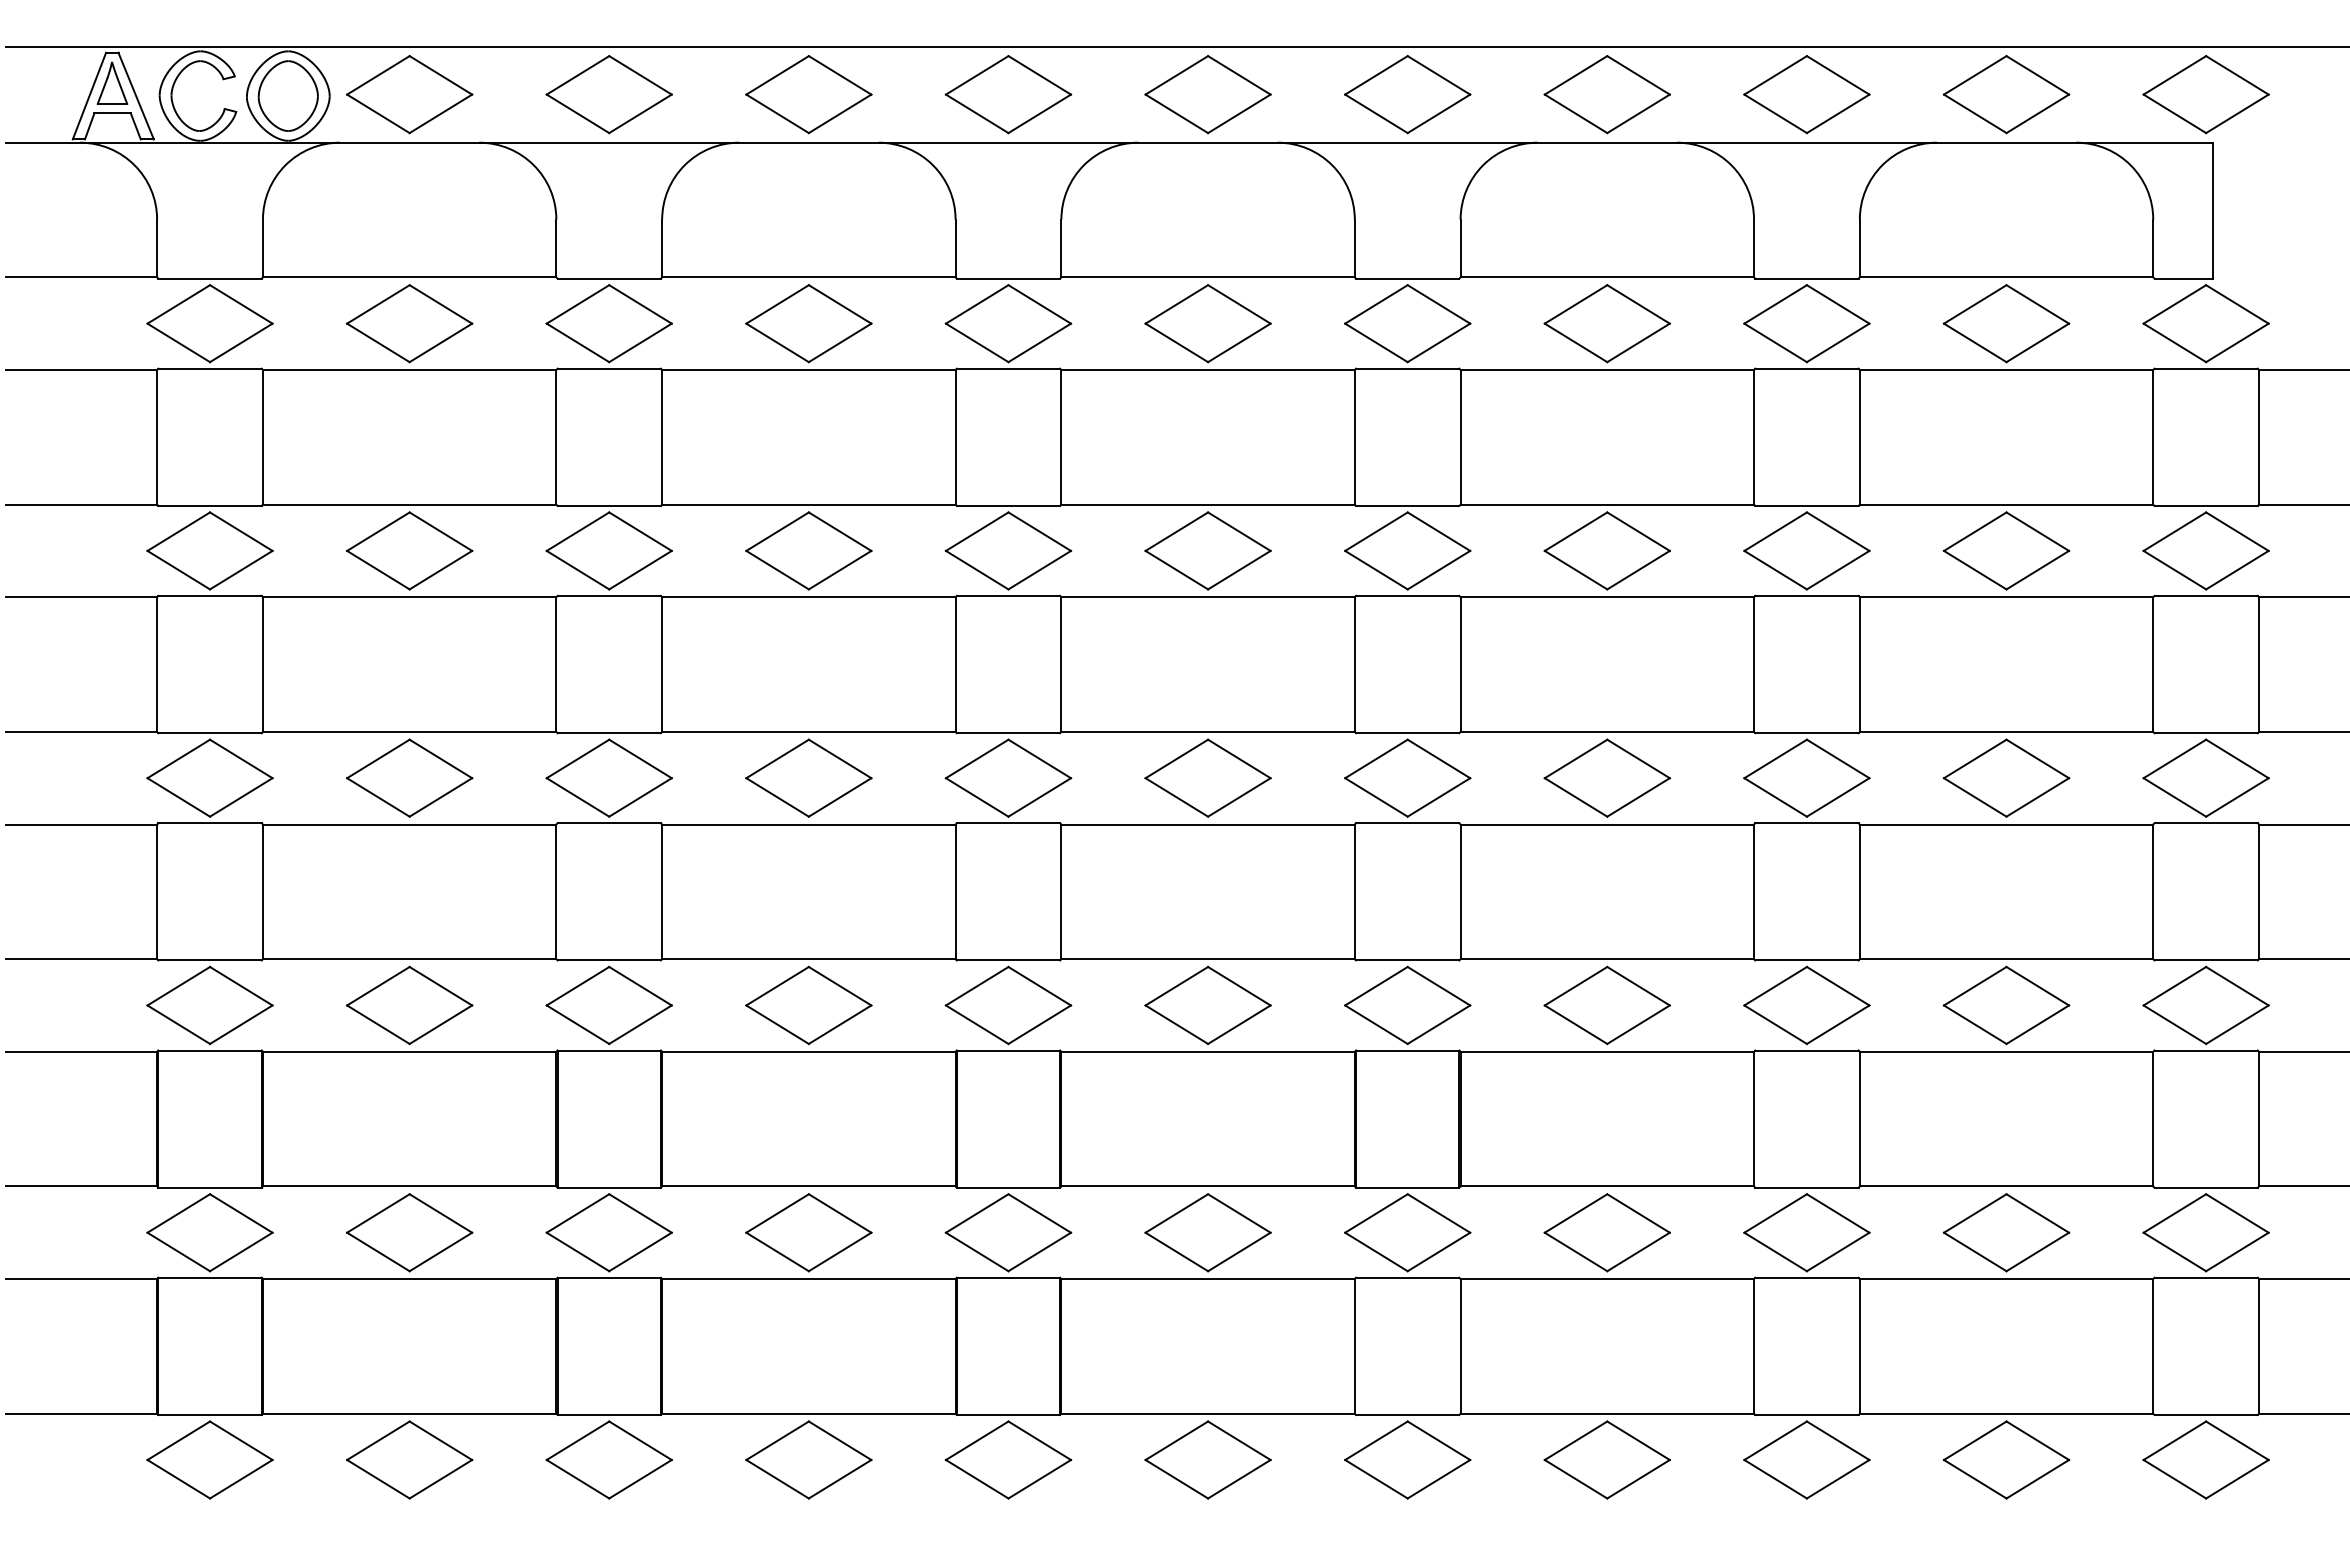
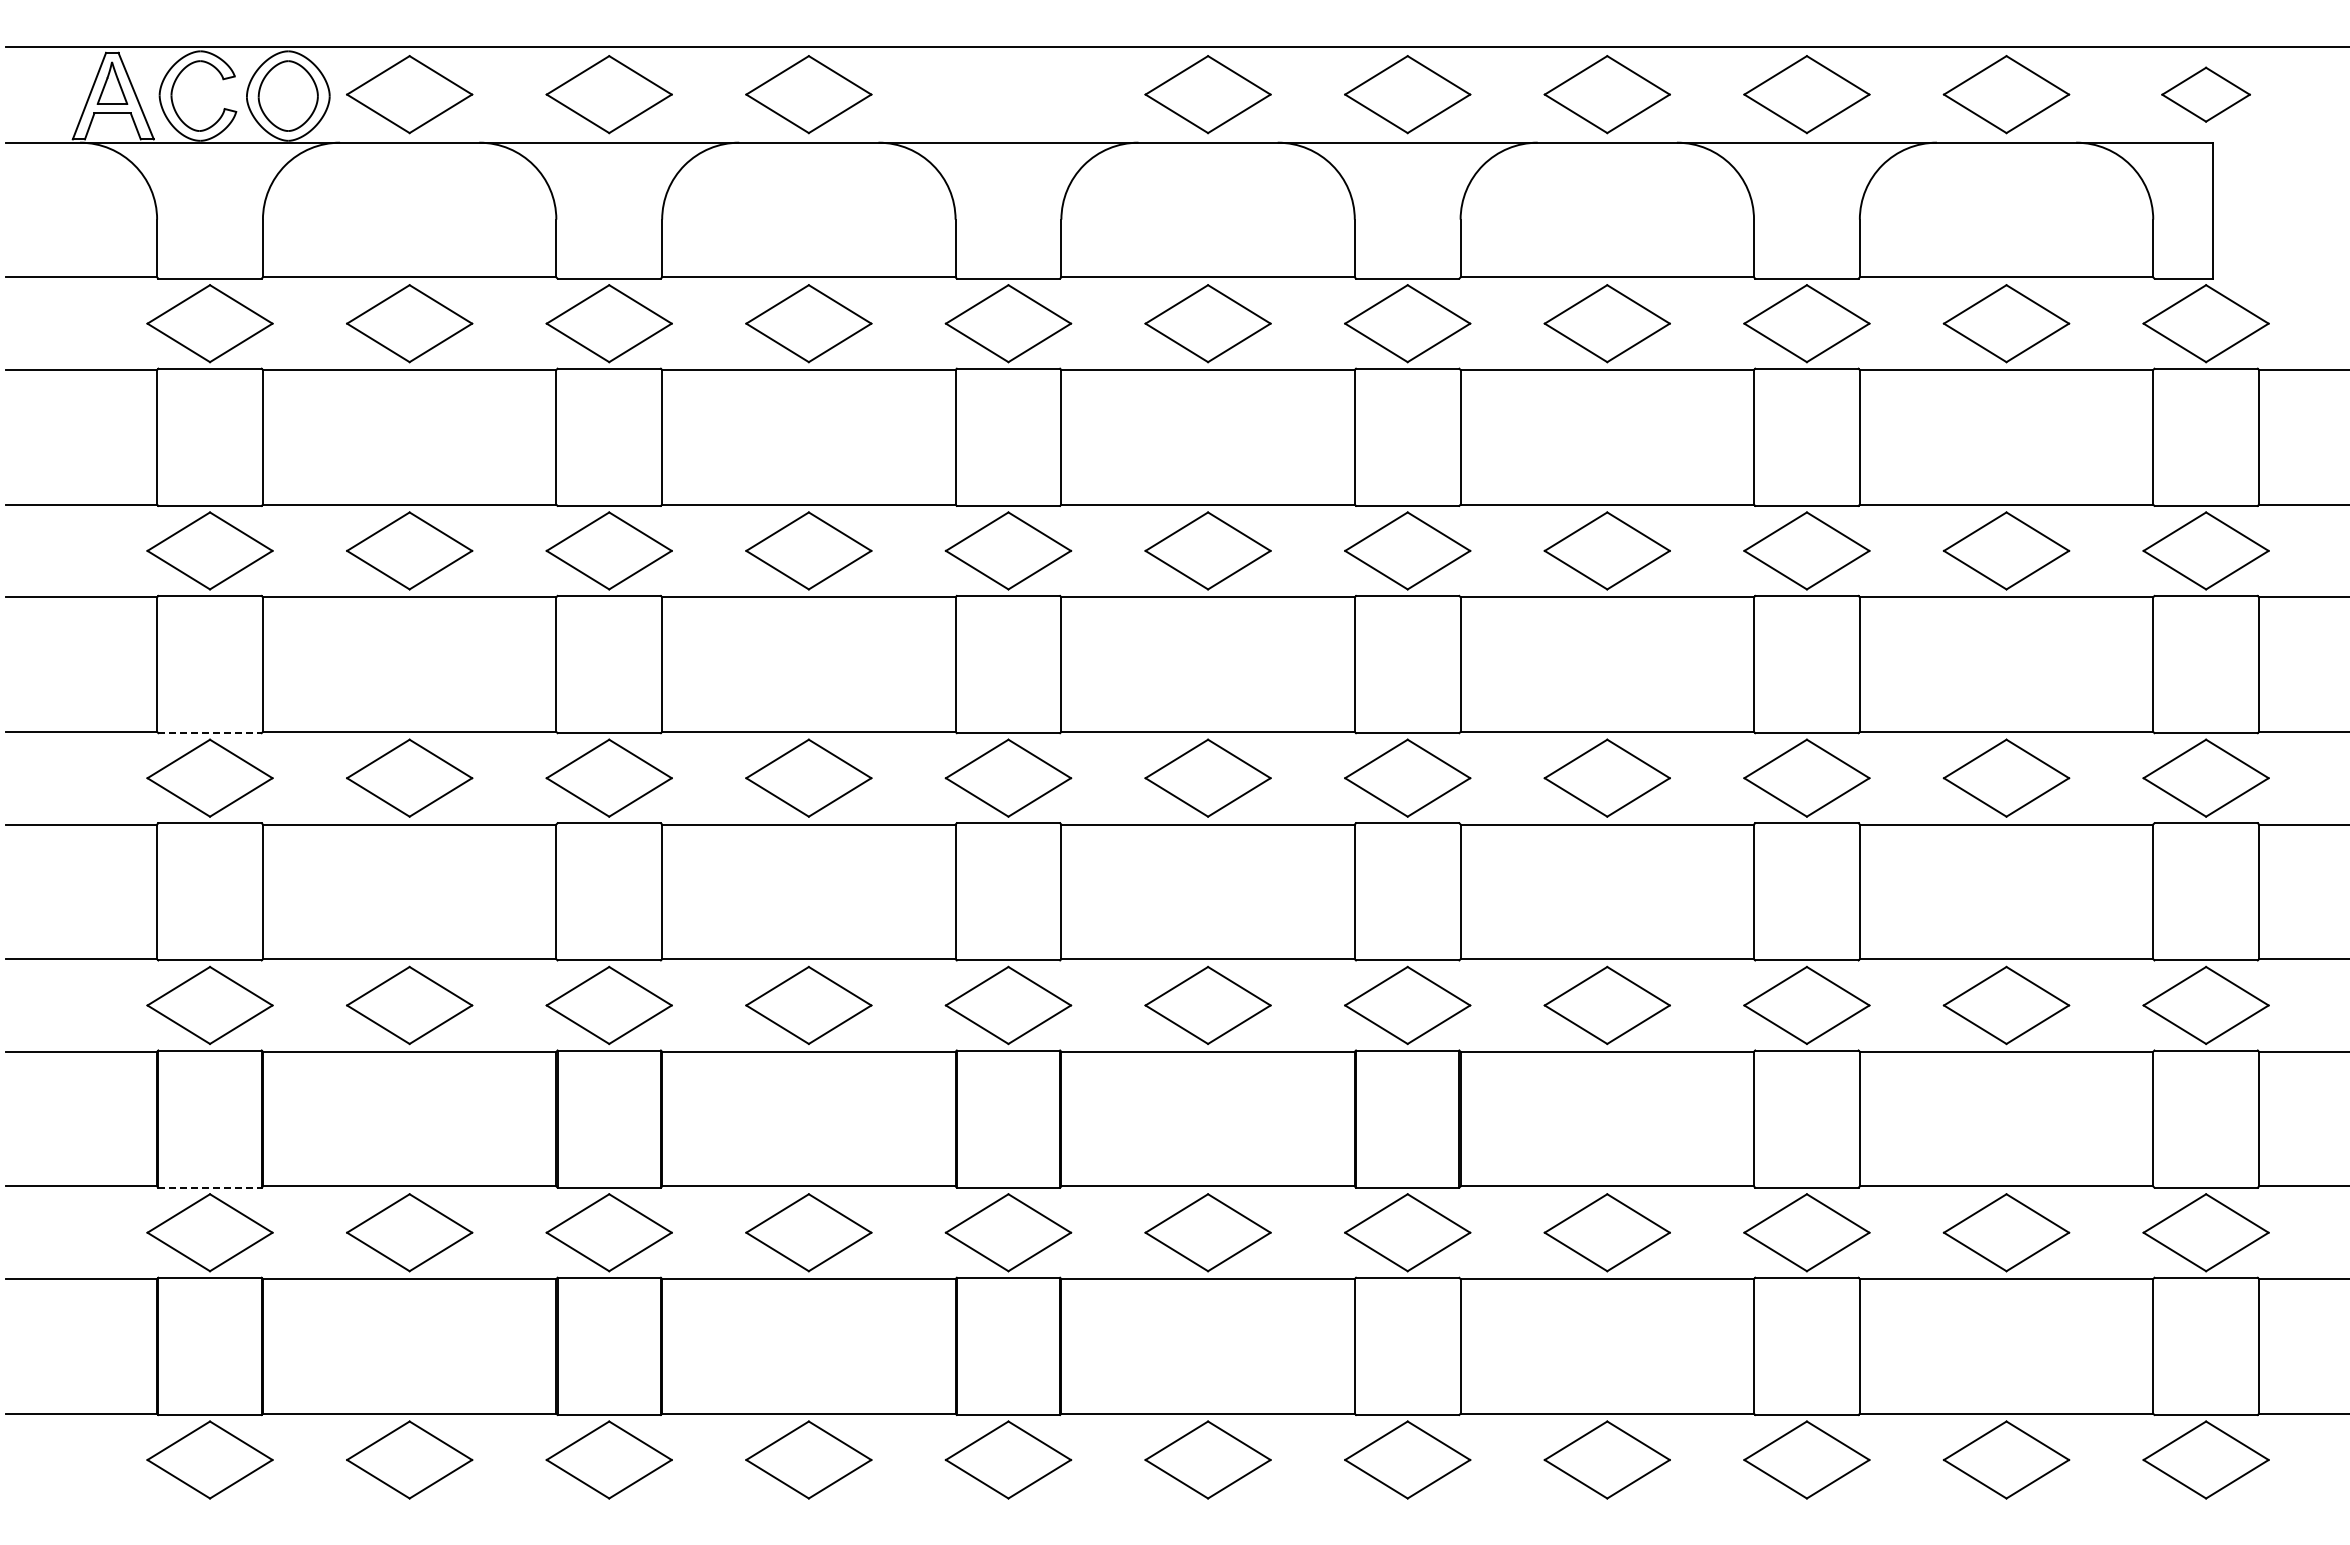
part: present -> none (1008, 94)
part size: 128x80 px -> 90x57 px (2205, 94)
line: solid -> dashed (210, 733)
line: solid -> dashed (210, 1187)
